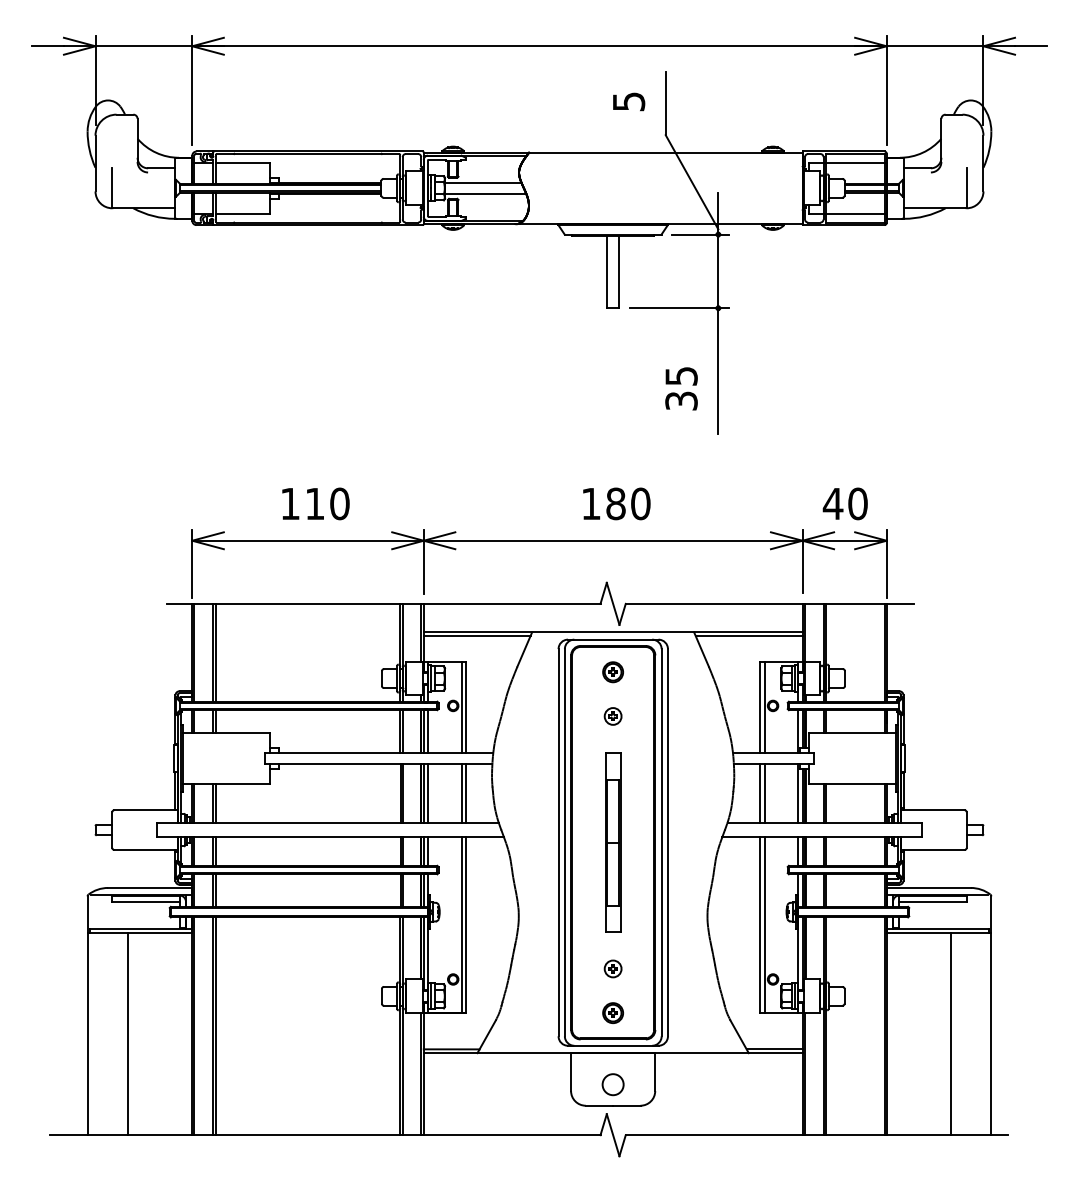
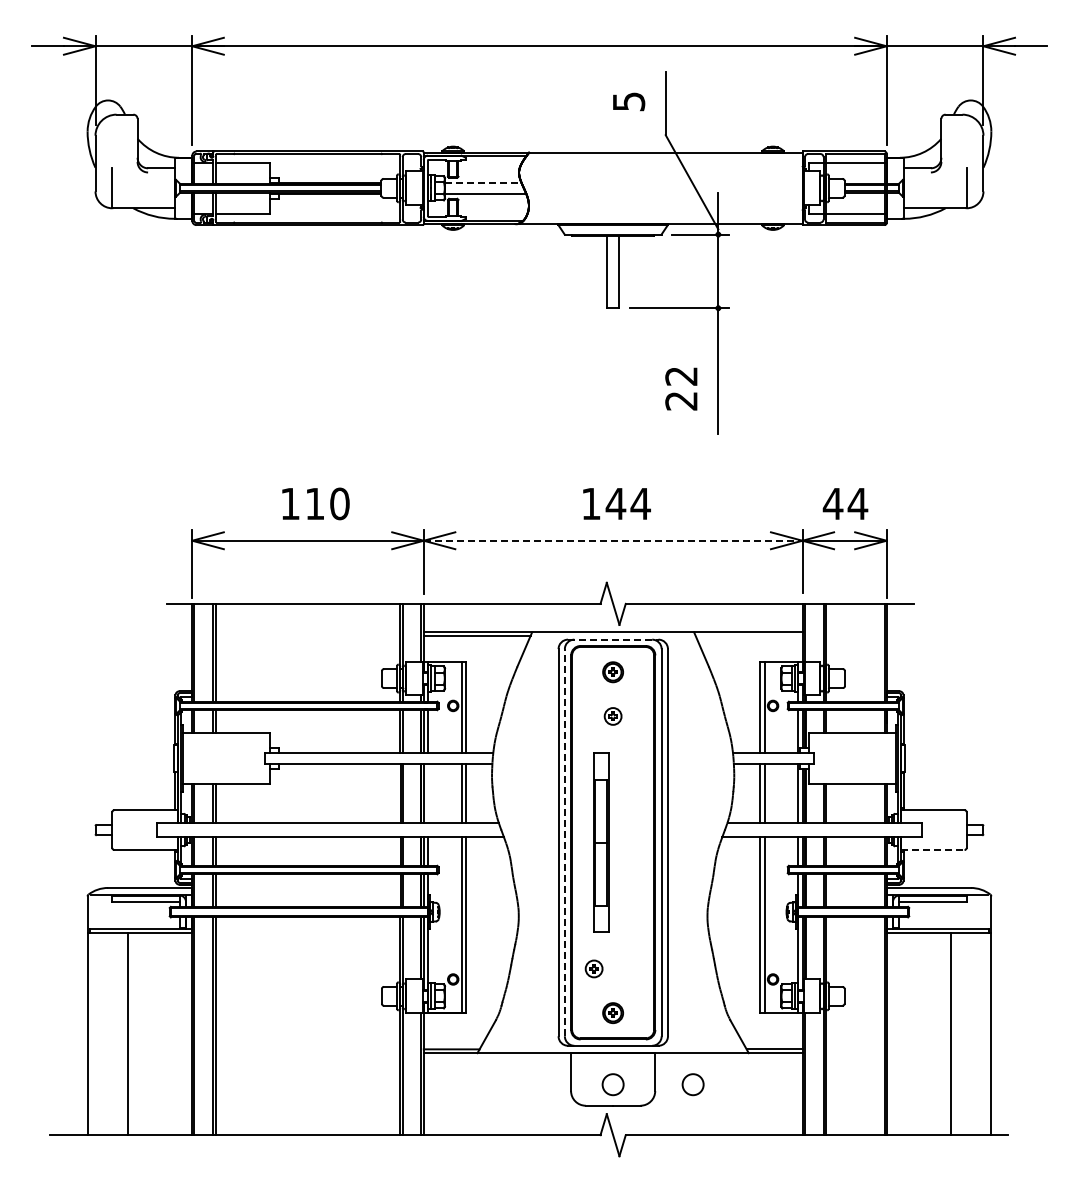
line: solid -> dashed (483, 183)
text: 35 -> 22 (681, 388)
text: 180 -> 144 (627, 503)
text: 40 -> 44 (857, 503)
line: solid -> dashed (613, 540)
line: present -> none (748, 636)
line: solid -> dashed (613, 639)
line: present -> none (427, 792)
line: solid -> dashed (564, 842)
part position: (613, 842) -> (601, 842) (601, 842)
line: solid -> dashed (932, 850)
part position: (612, 968) -> (593, 968) (593, 968)
circle: none -> present (692, 1084)
